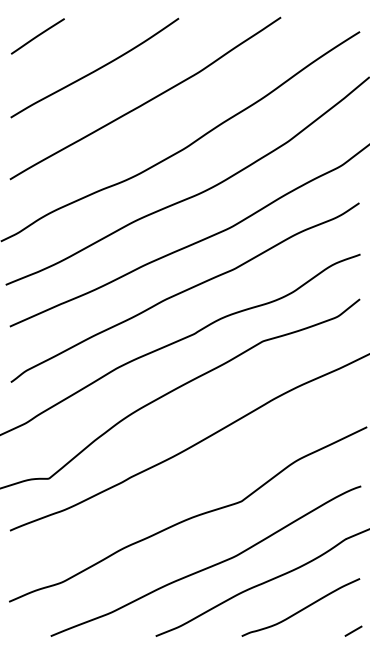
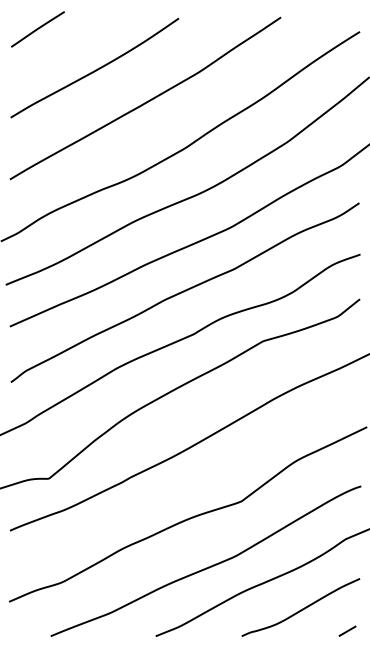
line position: (37, 36) -> (37, 29) (37, 29)
line position: (353, 630) -> (347, 630) (347, 630)
